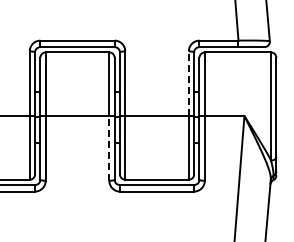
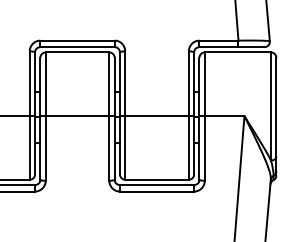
line: dashed -> solid (188, 83)
line: dashed -> solid (109, 147)
